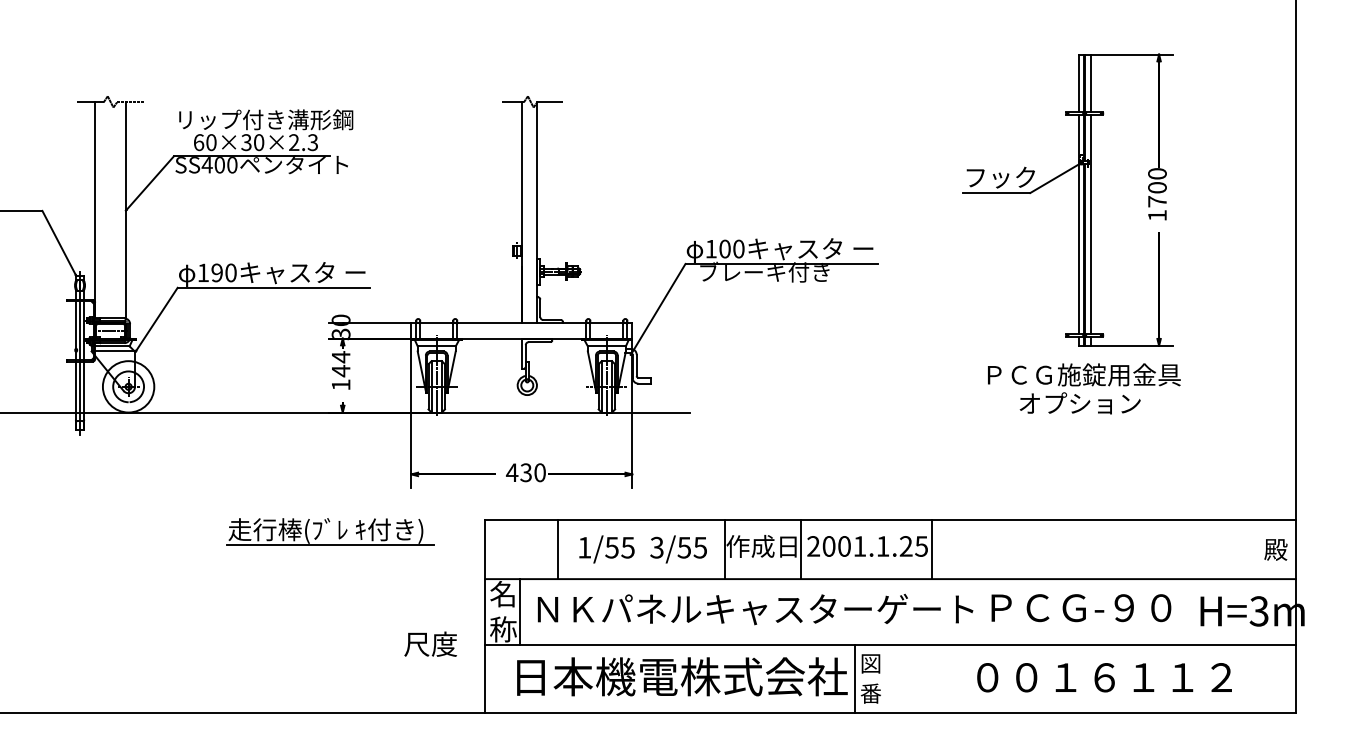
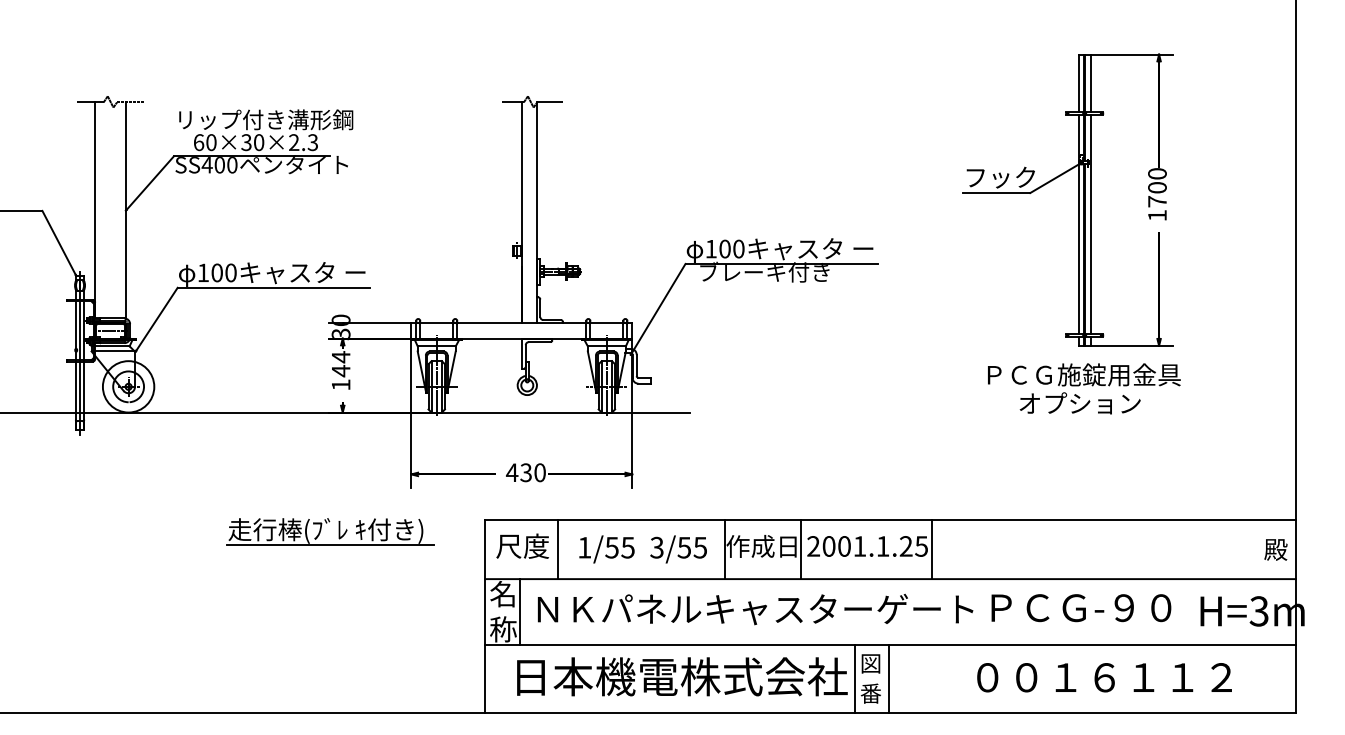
text: 190 -> 100 (216, 272)
text position: (430, 643) -> (522, 545) (522, 545)
line: none -> present (889, 678)
